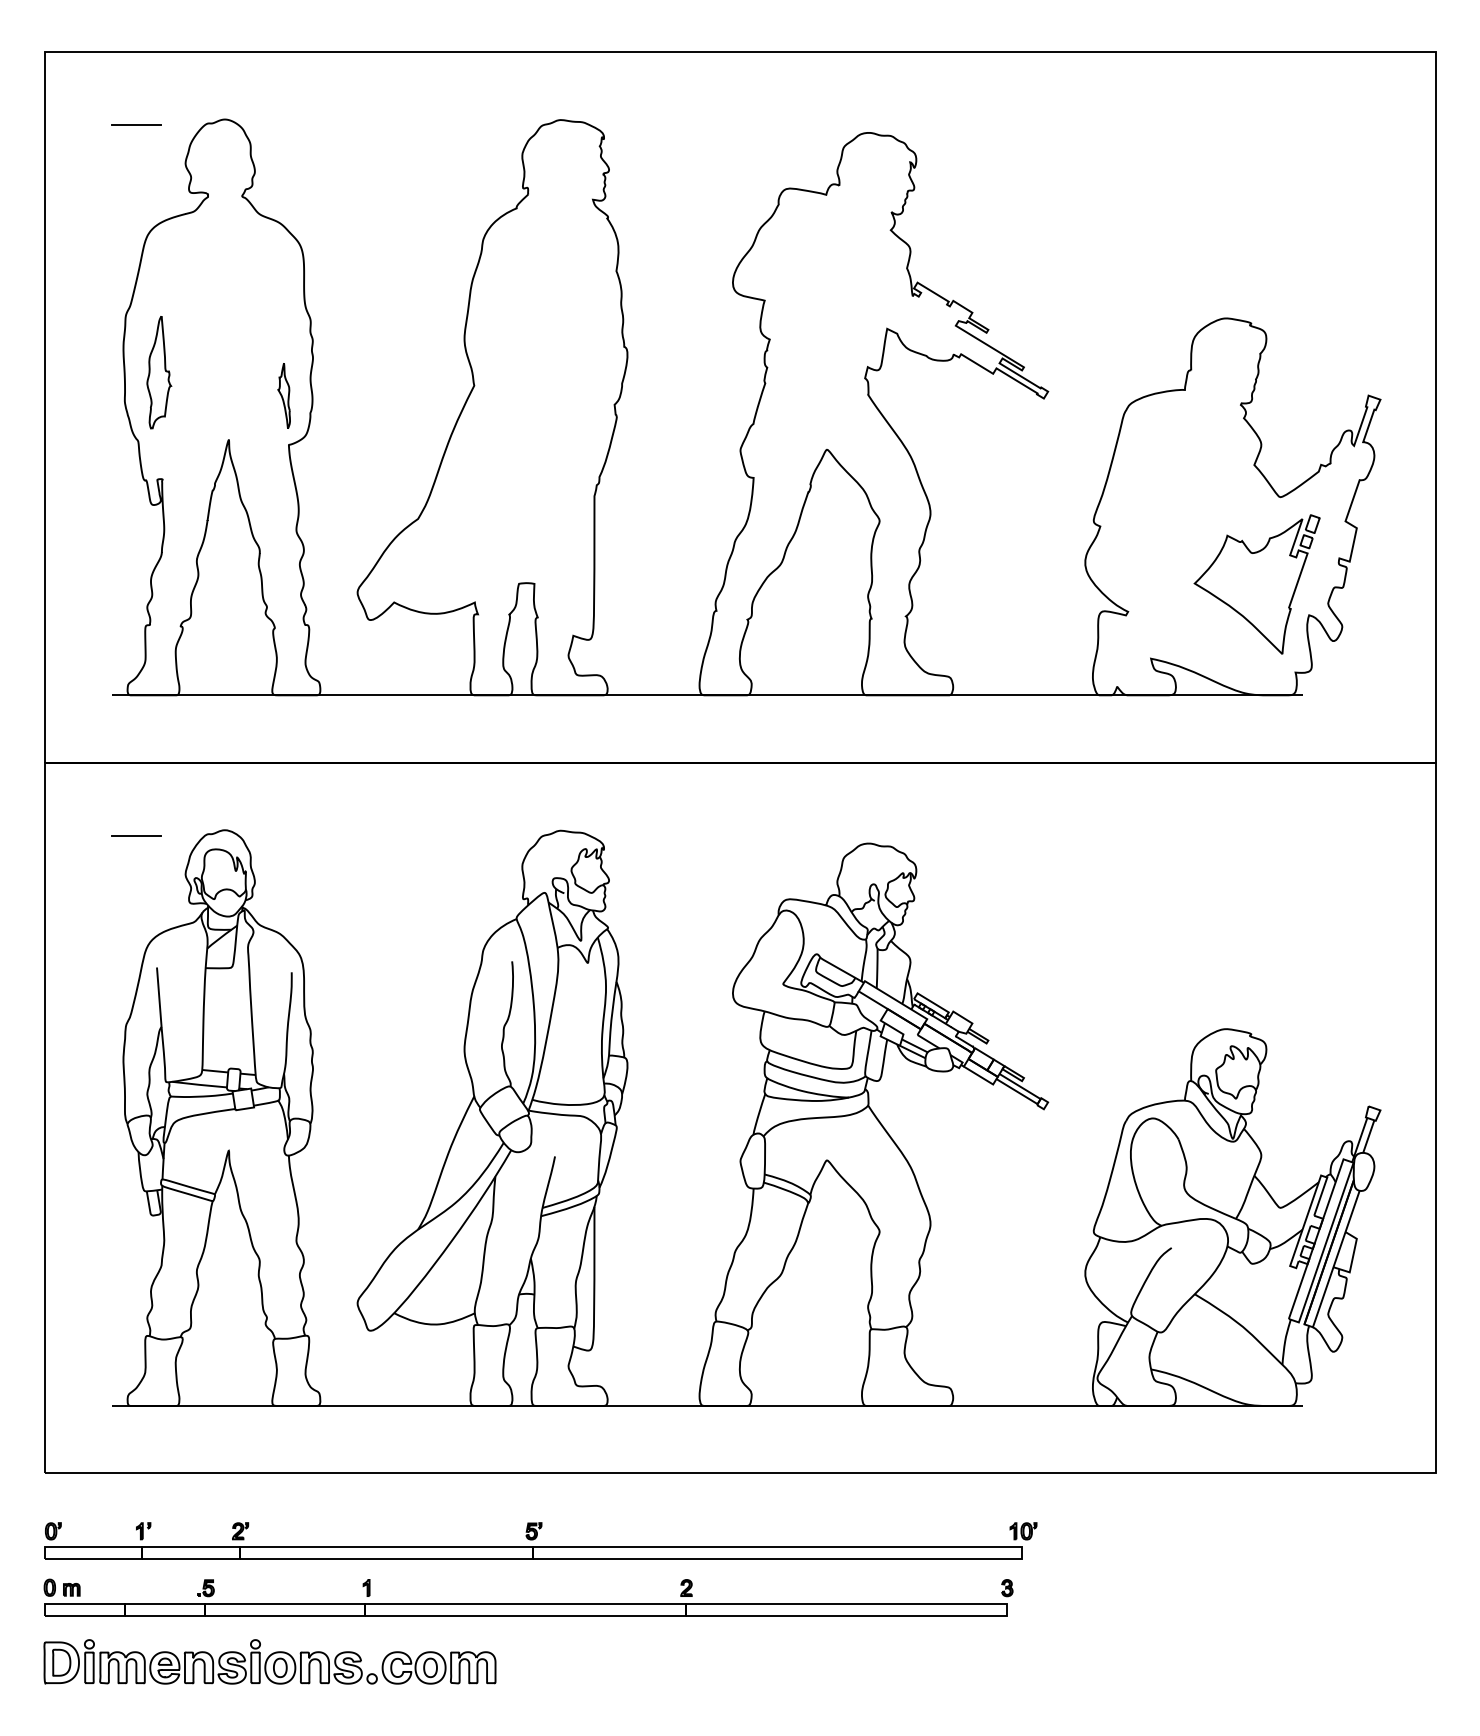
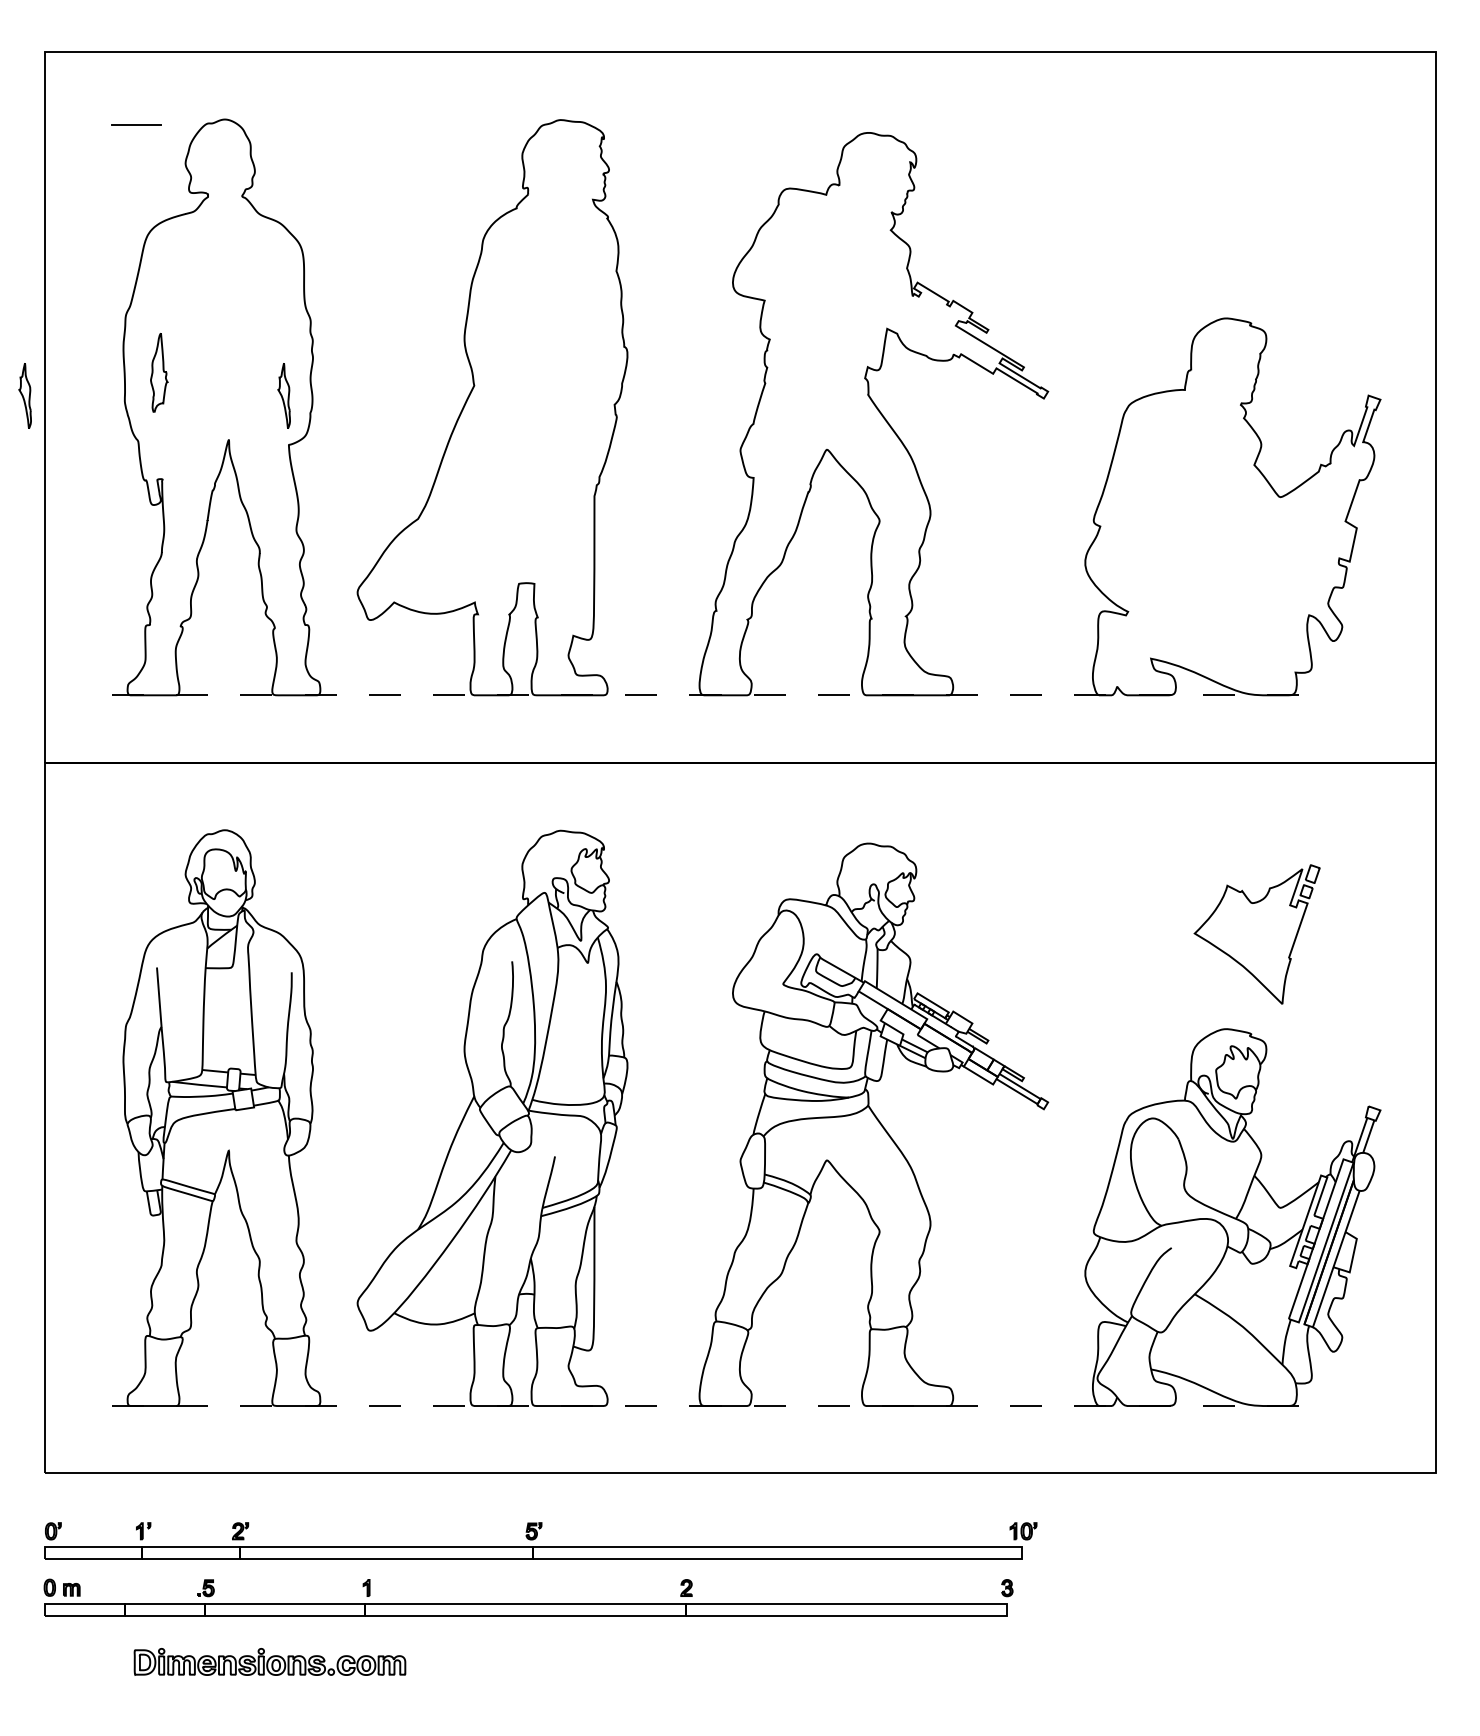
part size: 27x114 px -> 19x80 px (159, 372)
part: none -> present (24, 395)
part position: (1256, 584) -> (1256, 934) (1256, 934)
line: solid -> dashed (707, 695)
line: present -> none (136, 835)
line: solid -> dashed (707, 1406)
part size: 454x46 px -> 274x28 px (269, 1661)
